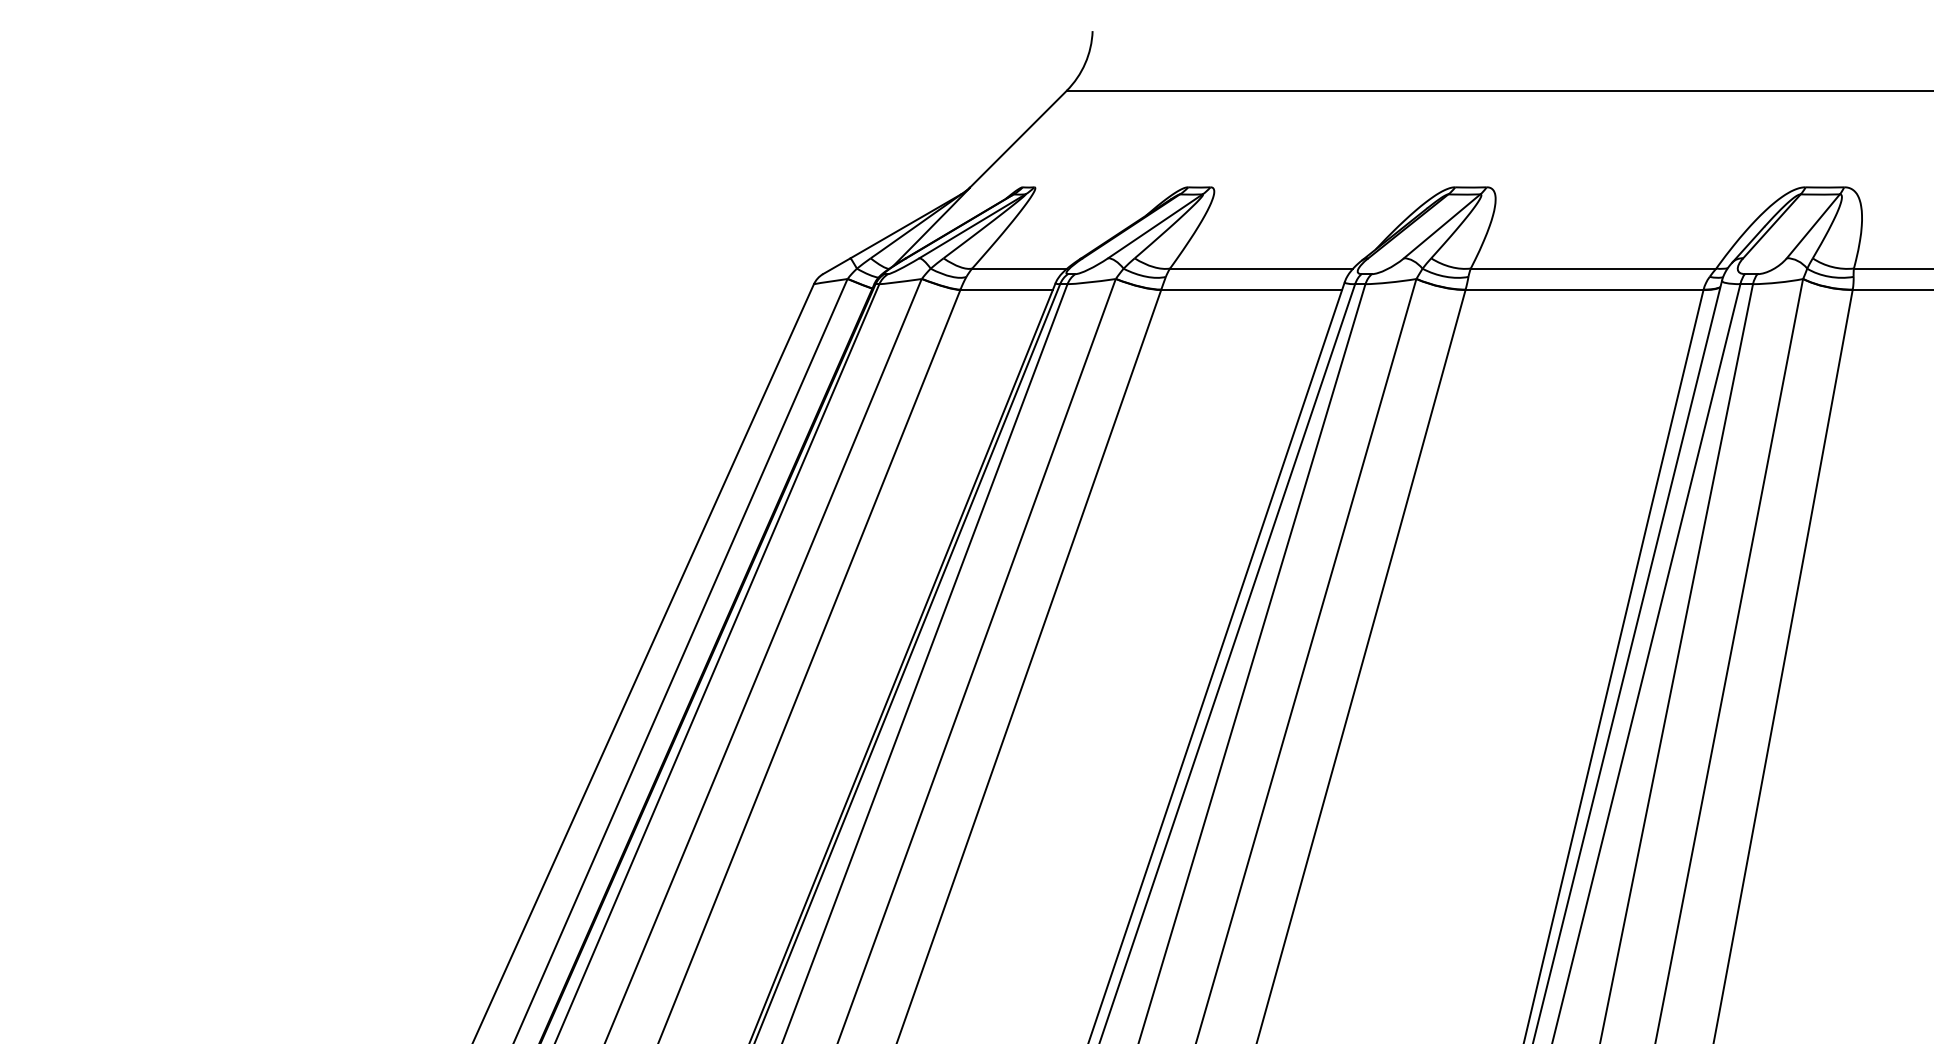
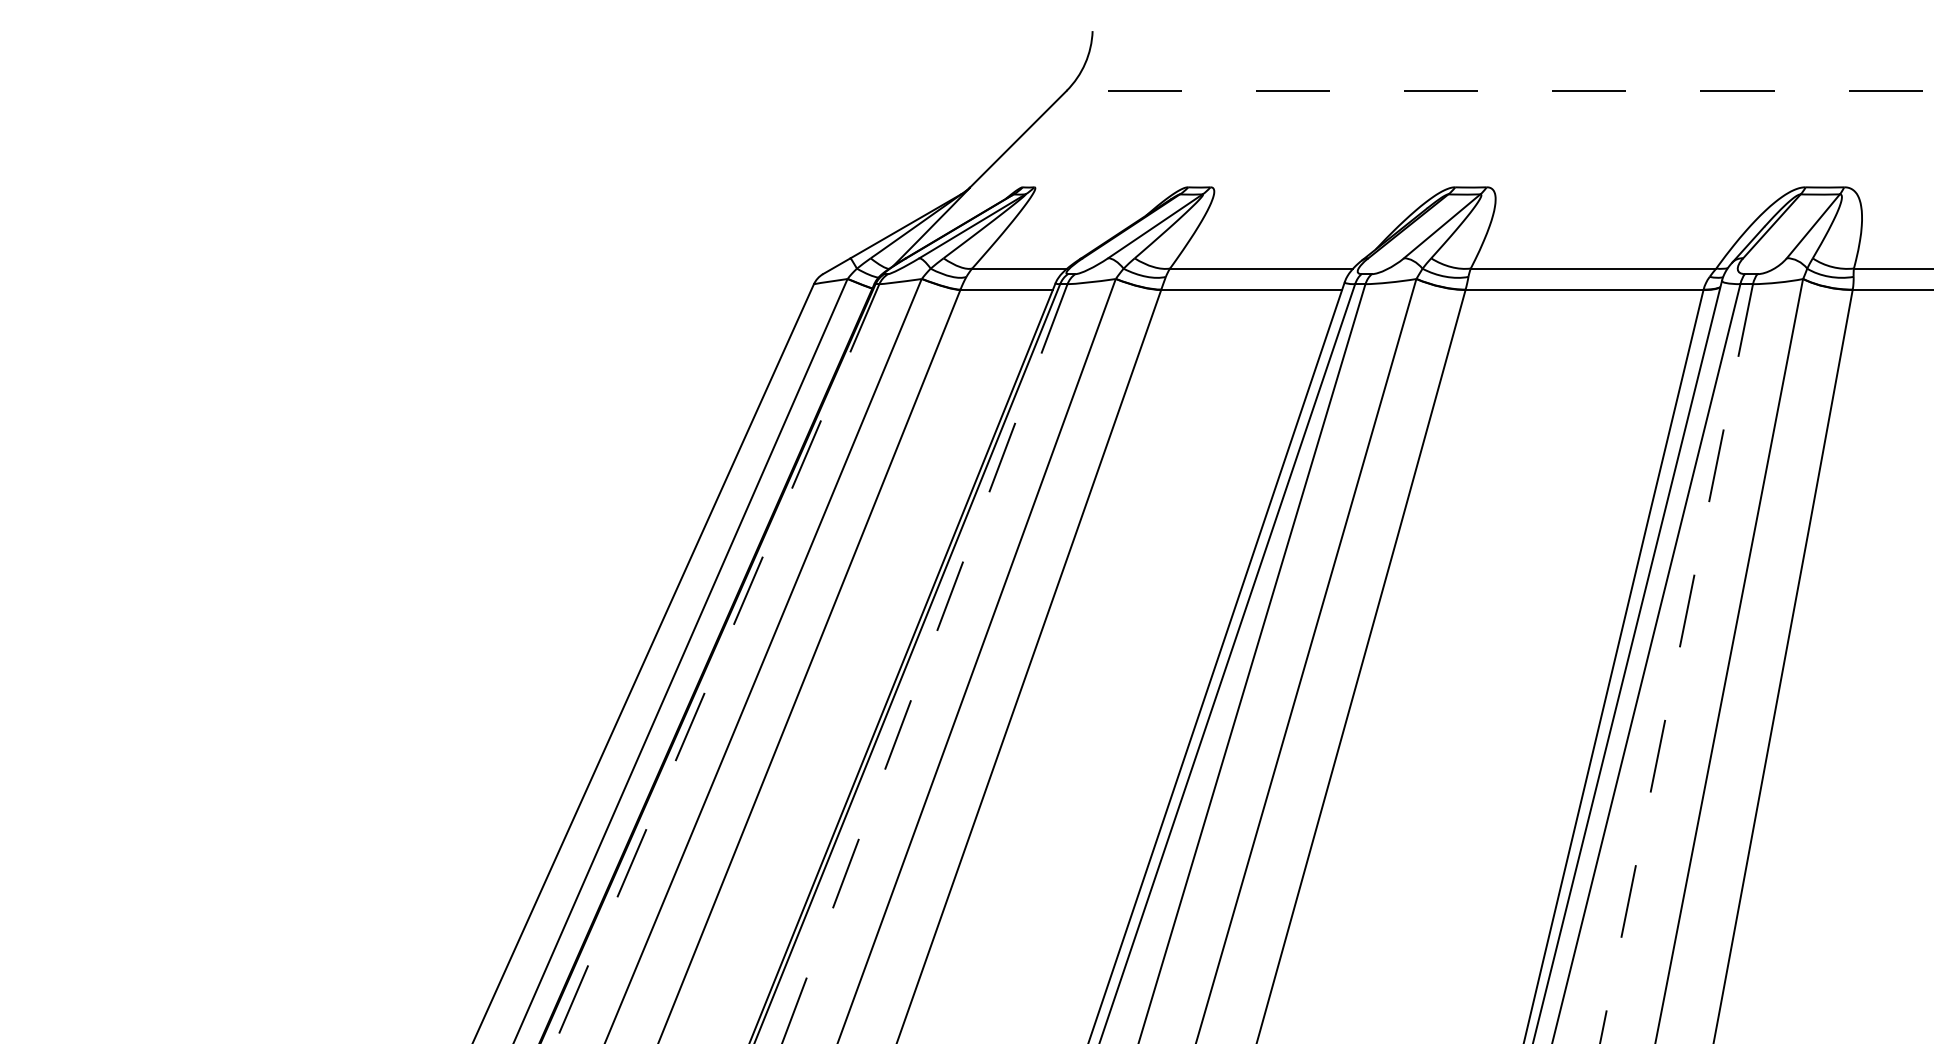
line: solid -> dashed (1499, 90)
line: solid -> dashed (717, 663)
line: solid -> dashed (924, 664)
line: solid -> dashed (1676, 664)
